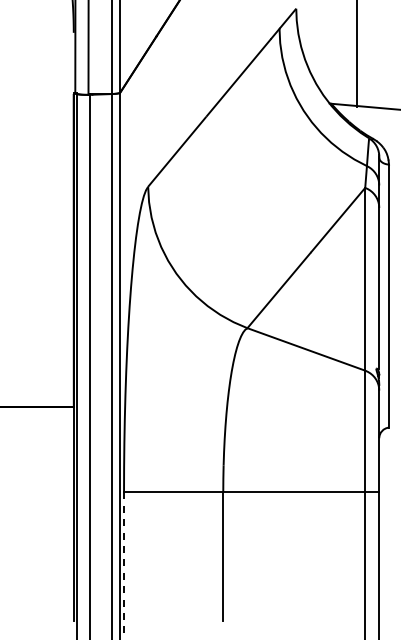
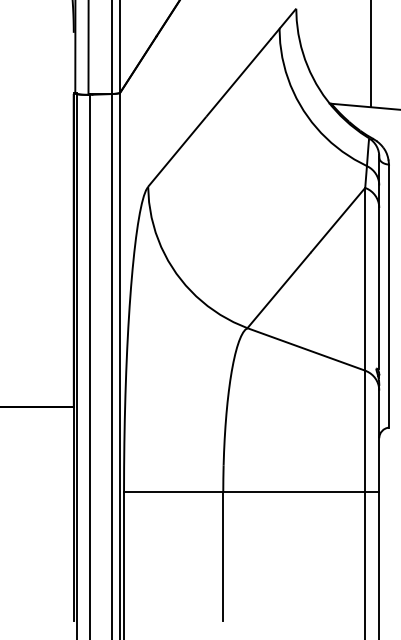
line position: (357, 54) -> (371, 54) (371, 54)
line: dashed -> solid (124, 566)
